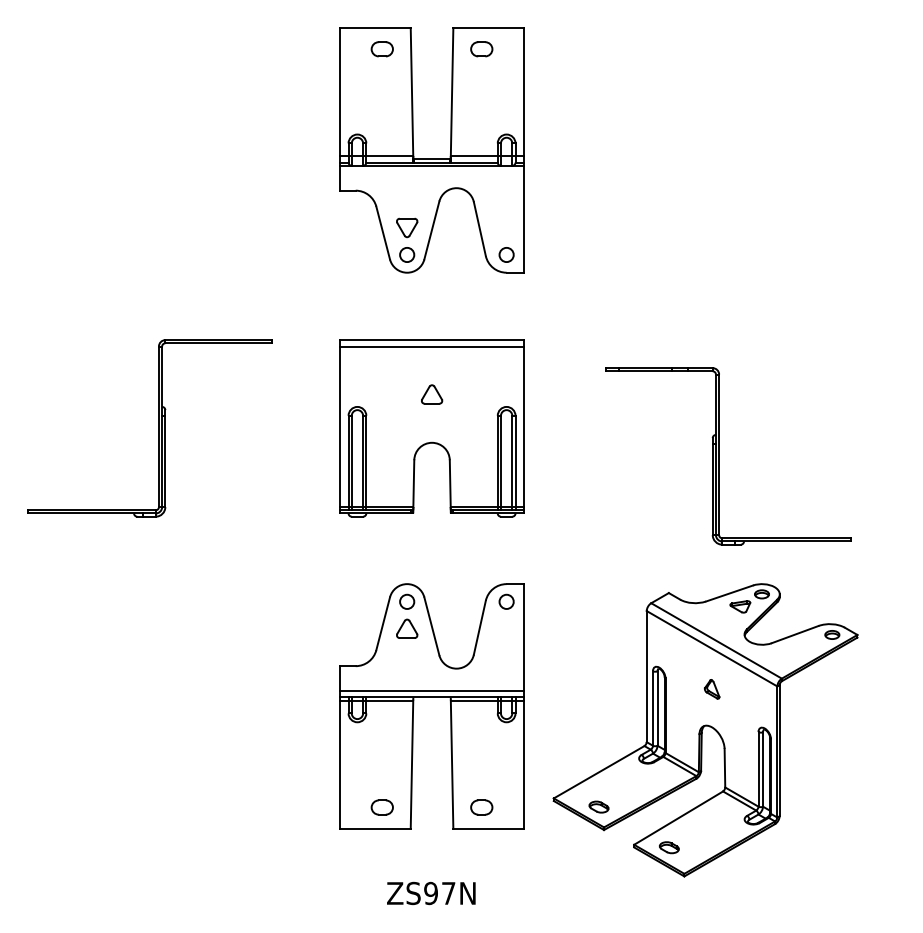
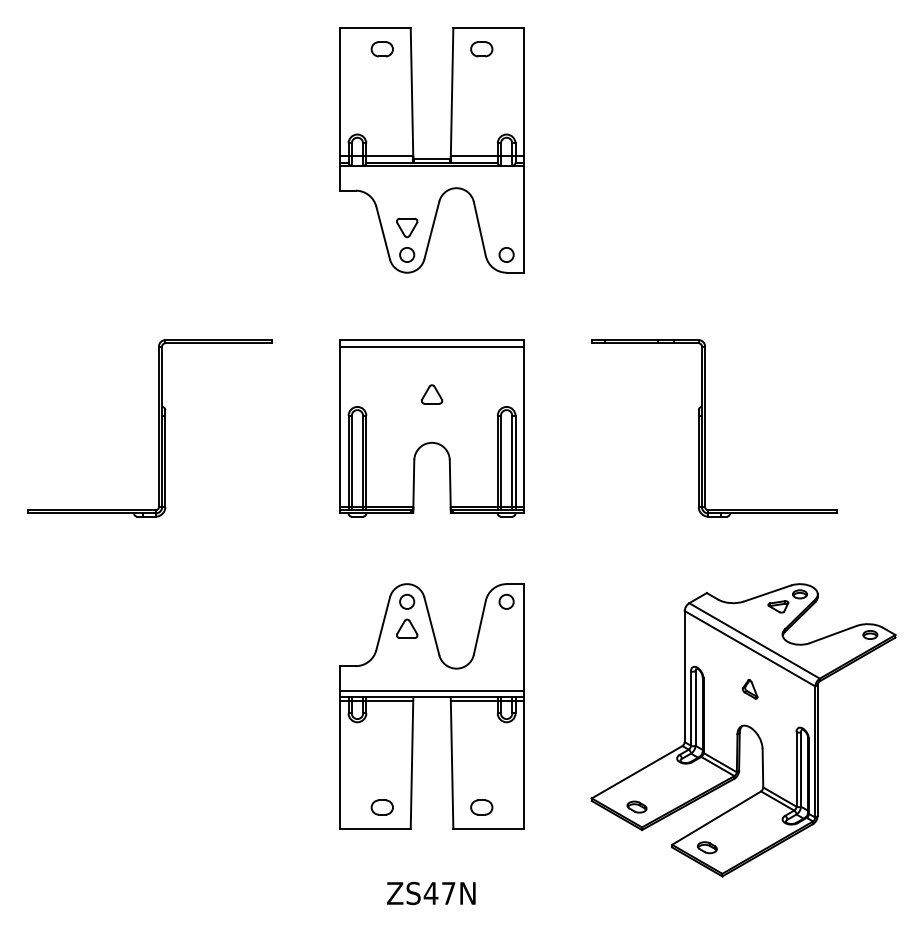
part position: (719, 456) -> (705, 428) (705, 428)
part position: (705, 730) -> (743, 730) (743, 730)
text: ZS97N -> ZS47N (430, 893)
